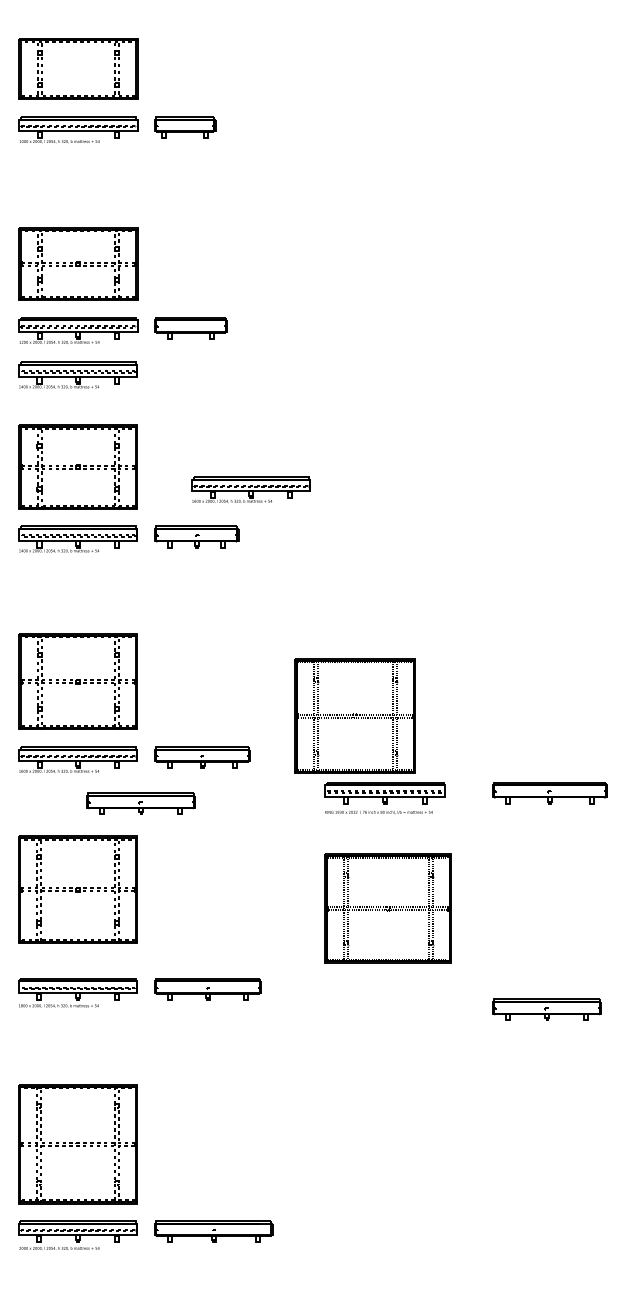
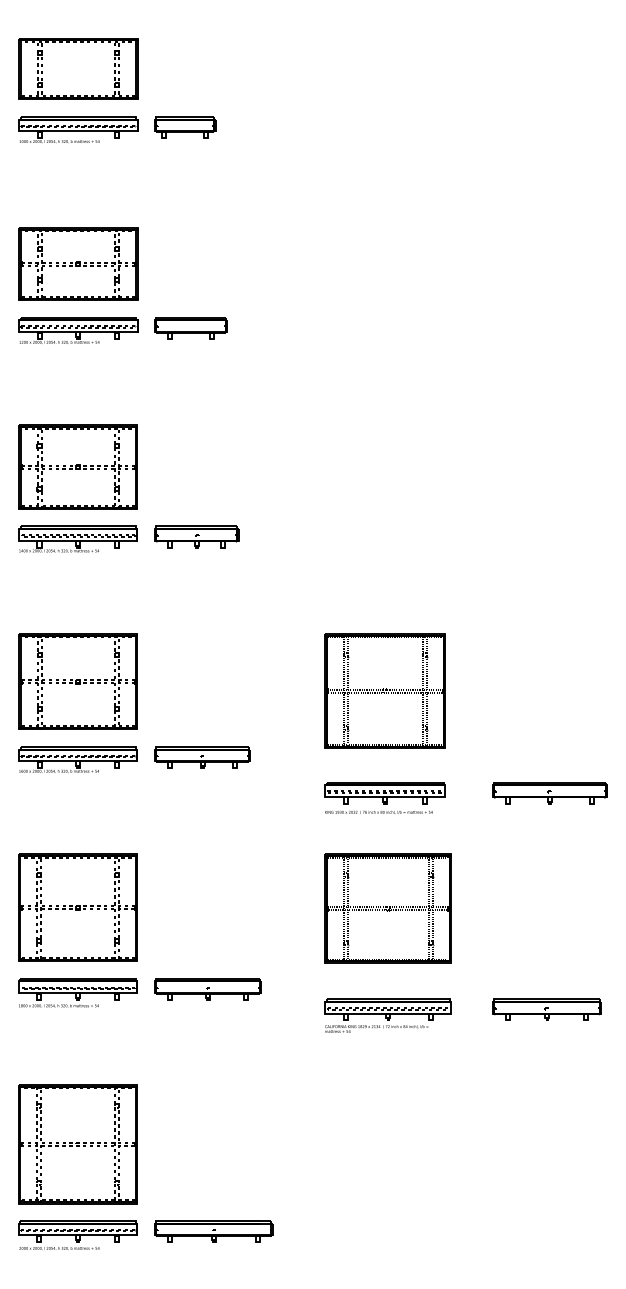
part: present -> none (77, 374)
part: present -> none (250, 489)
part position: (354, 715) -> (384, 690) (384, 690)
part: present -> none (140, 803)
part position: (77, 889) -> (77, 907) (77, 907)
part: none -> present (387, 1015)
